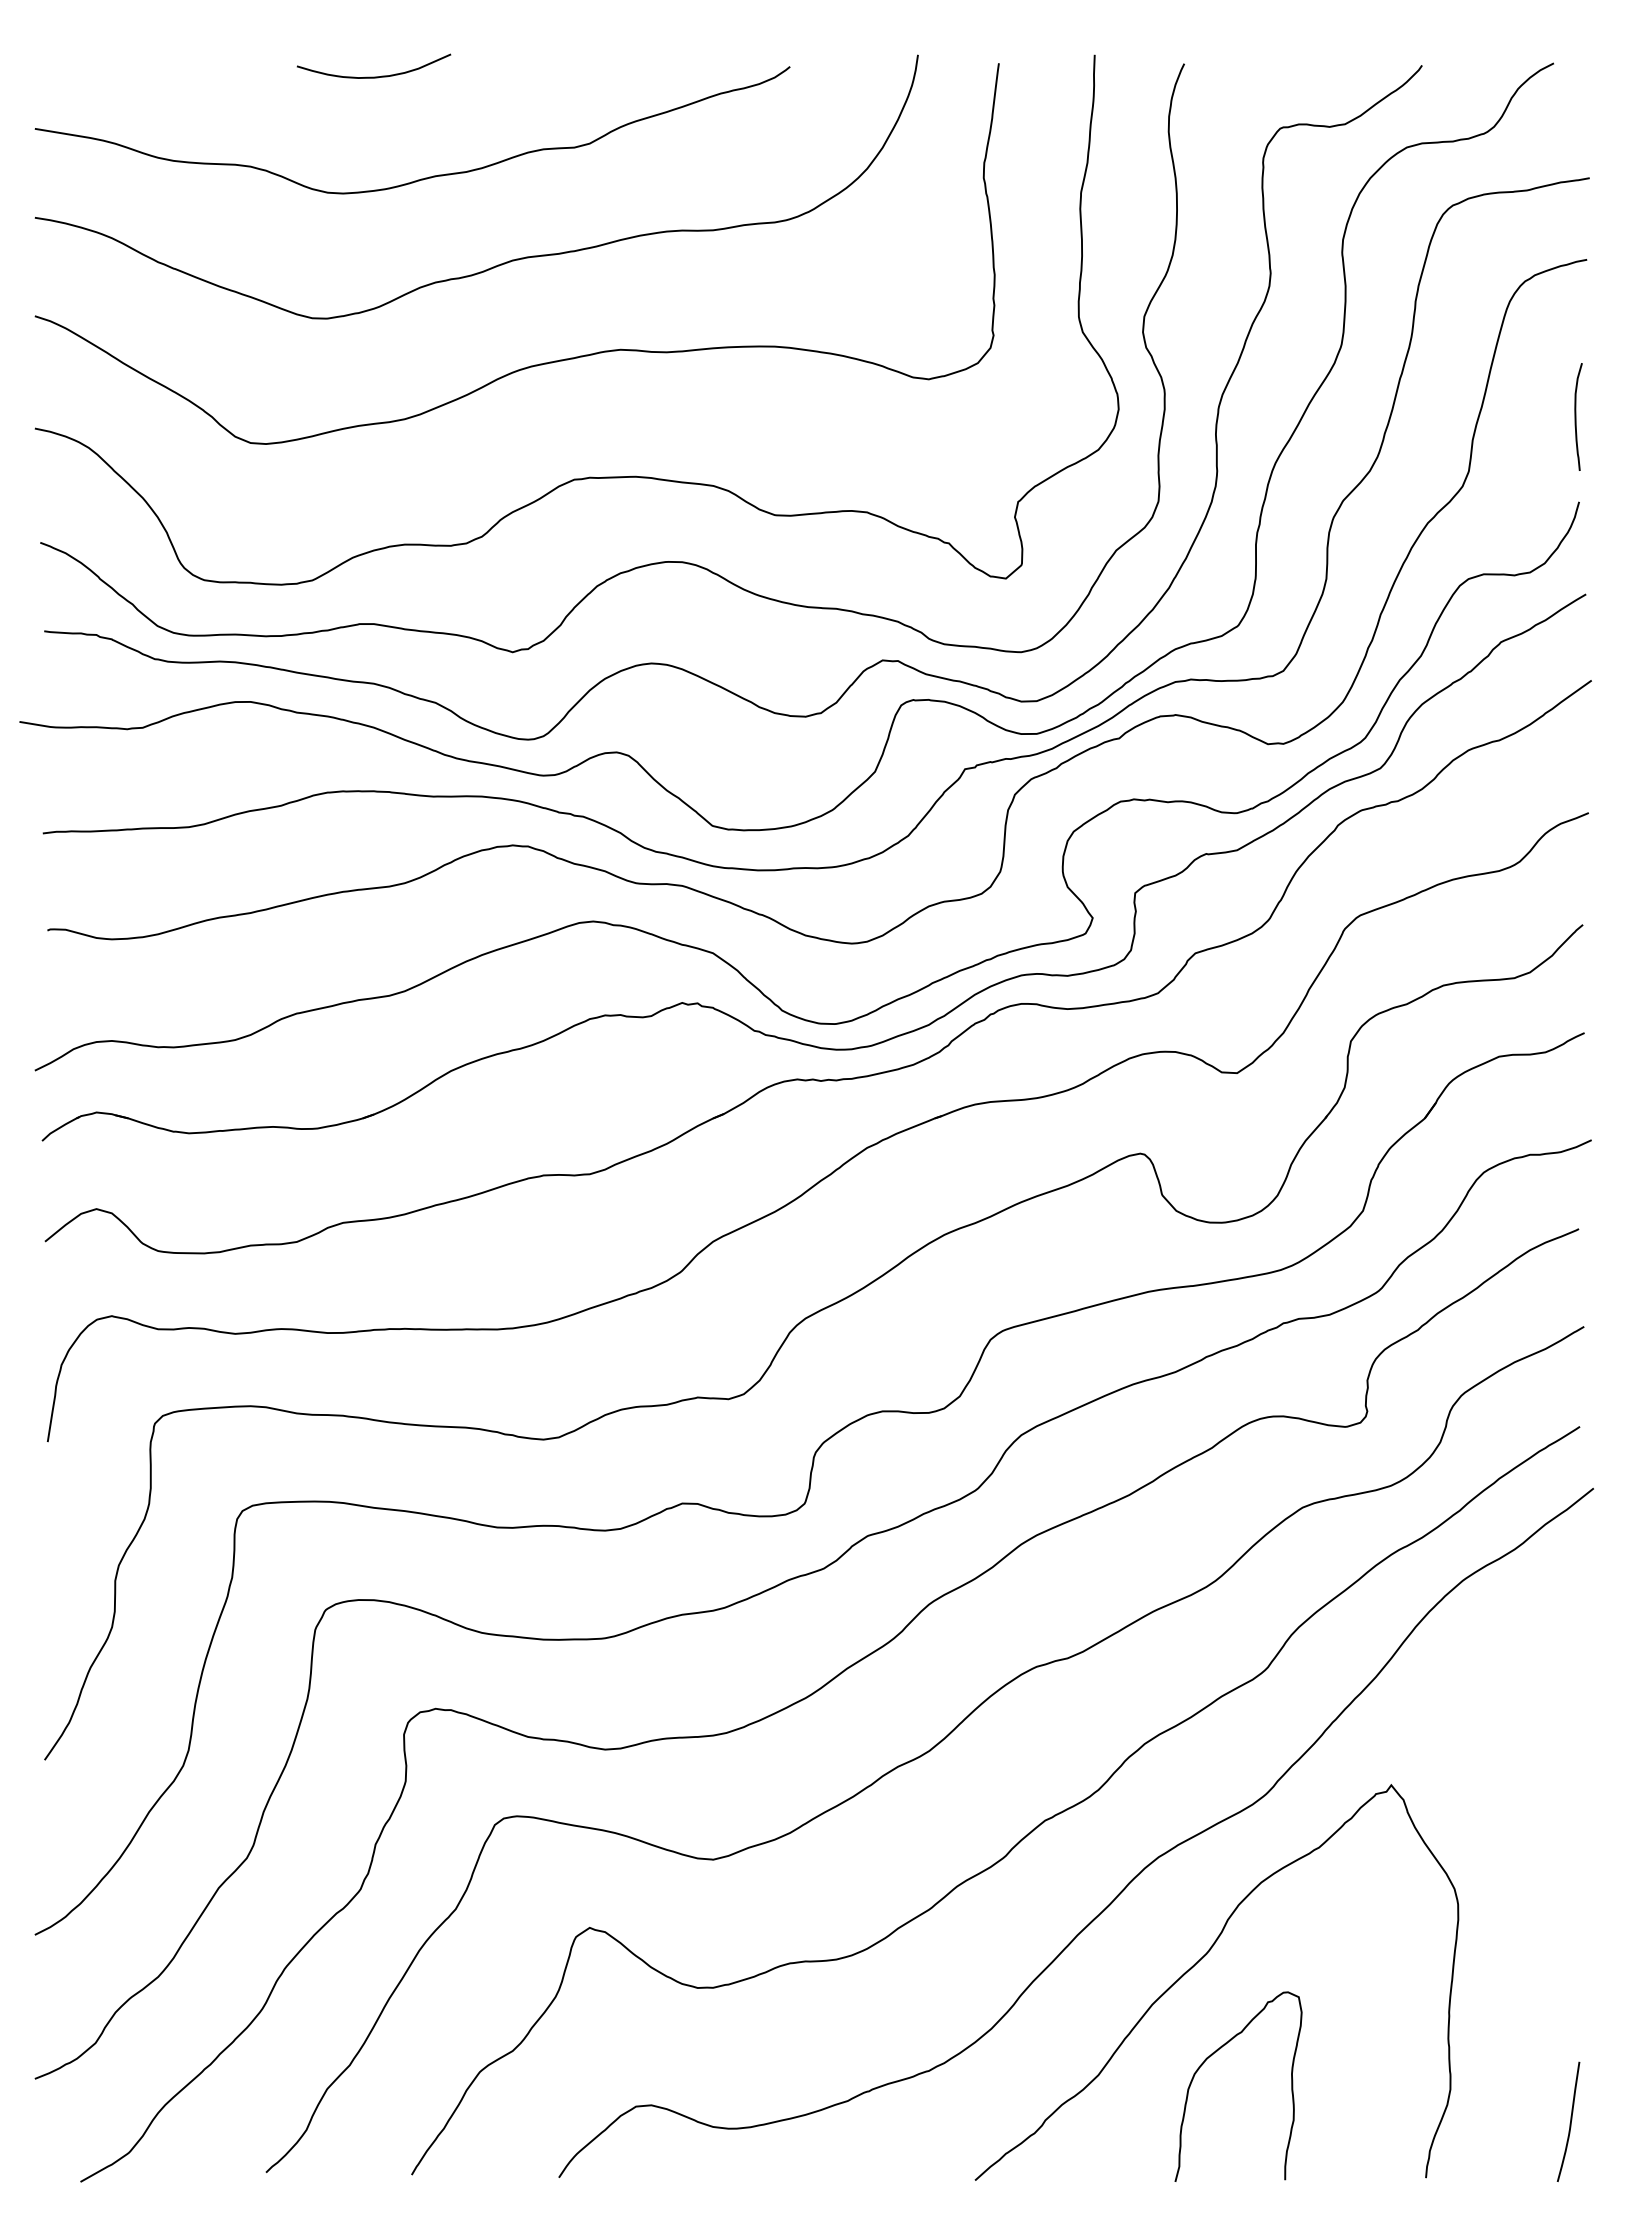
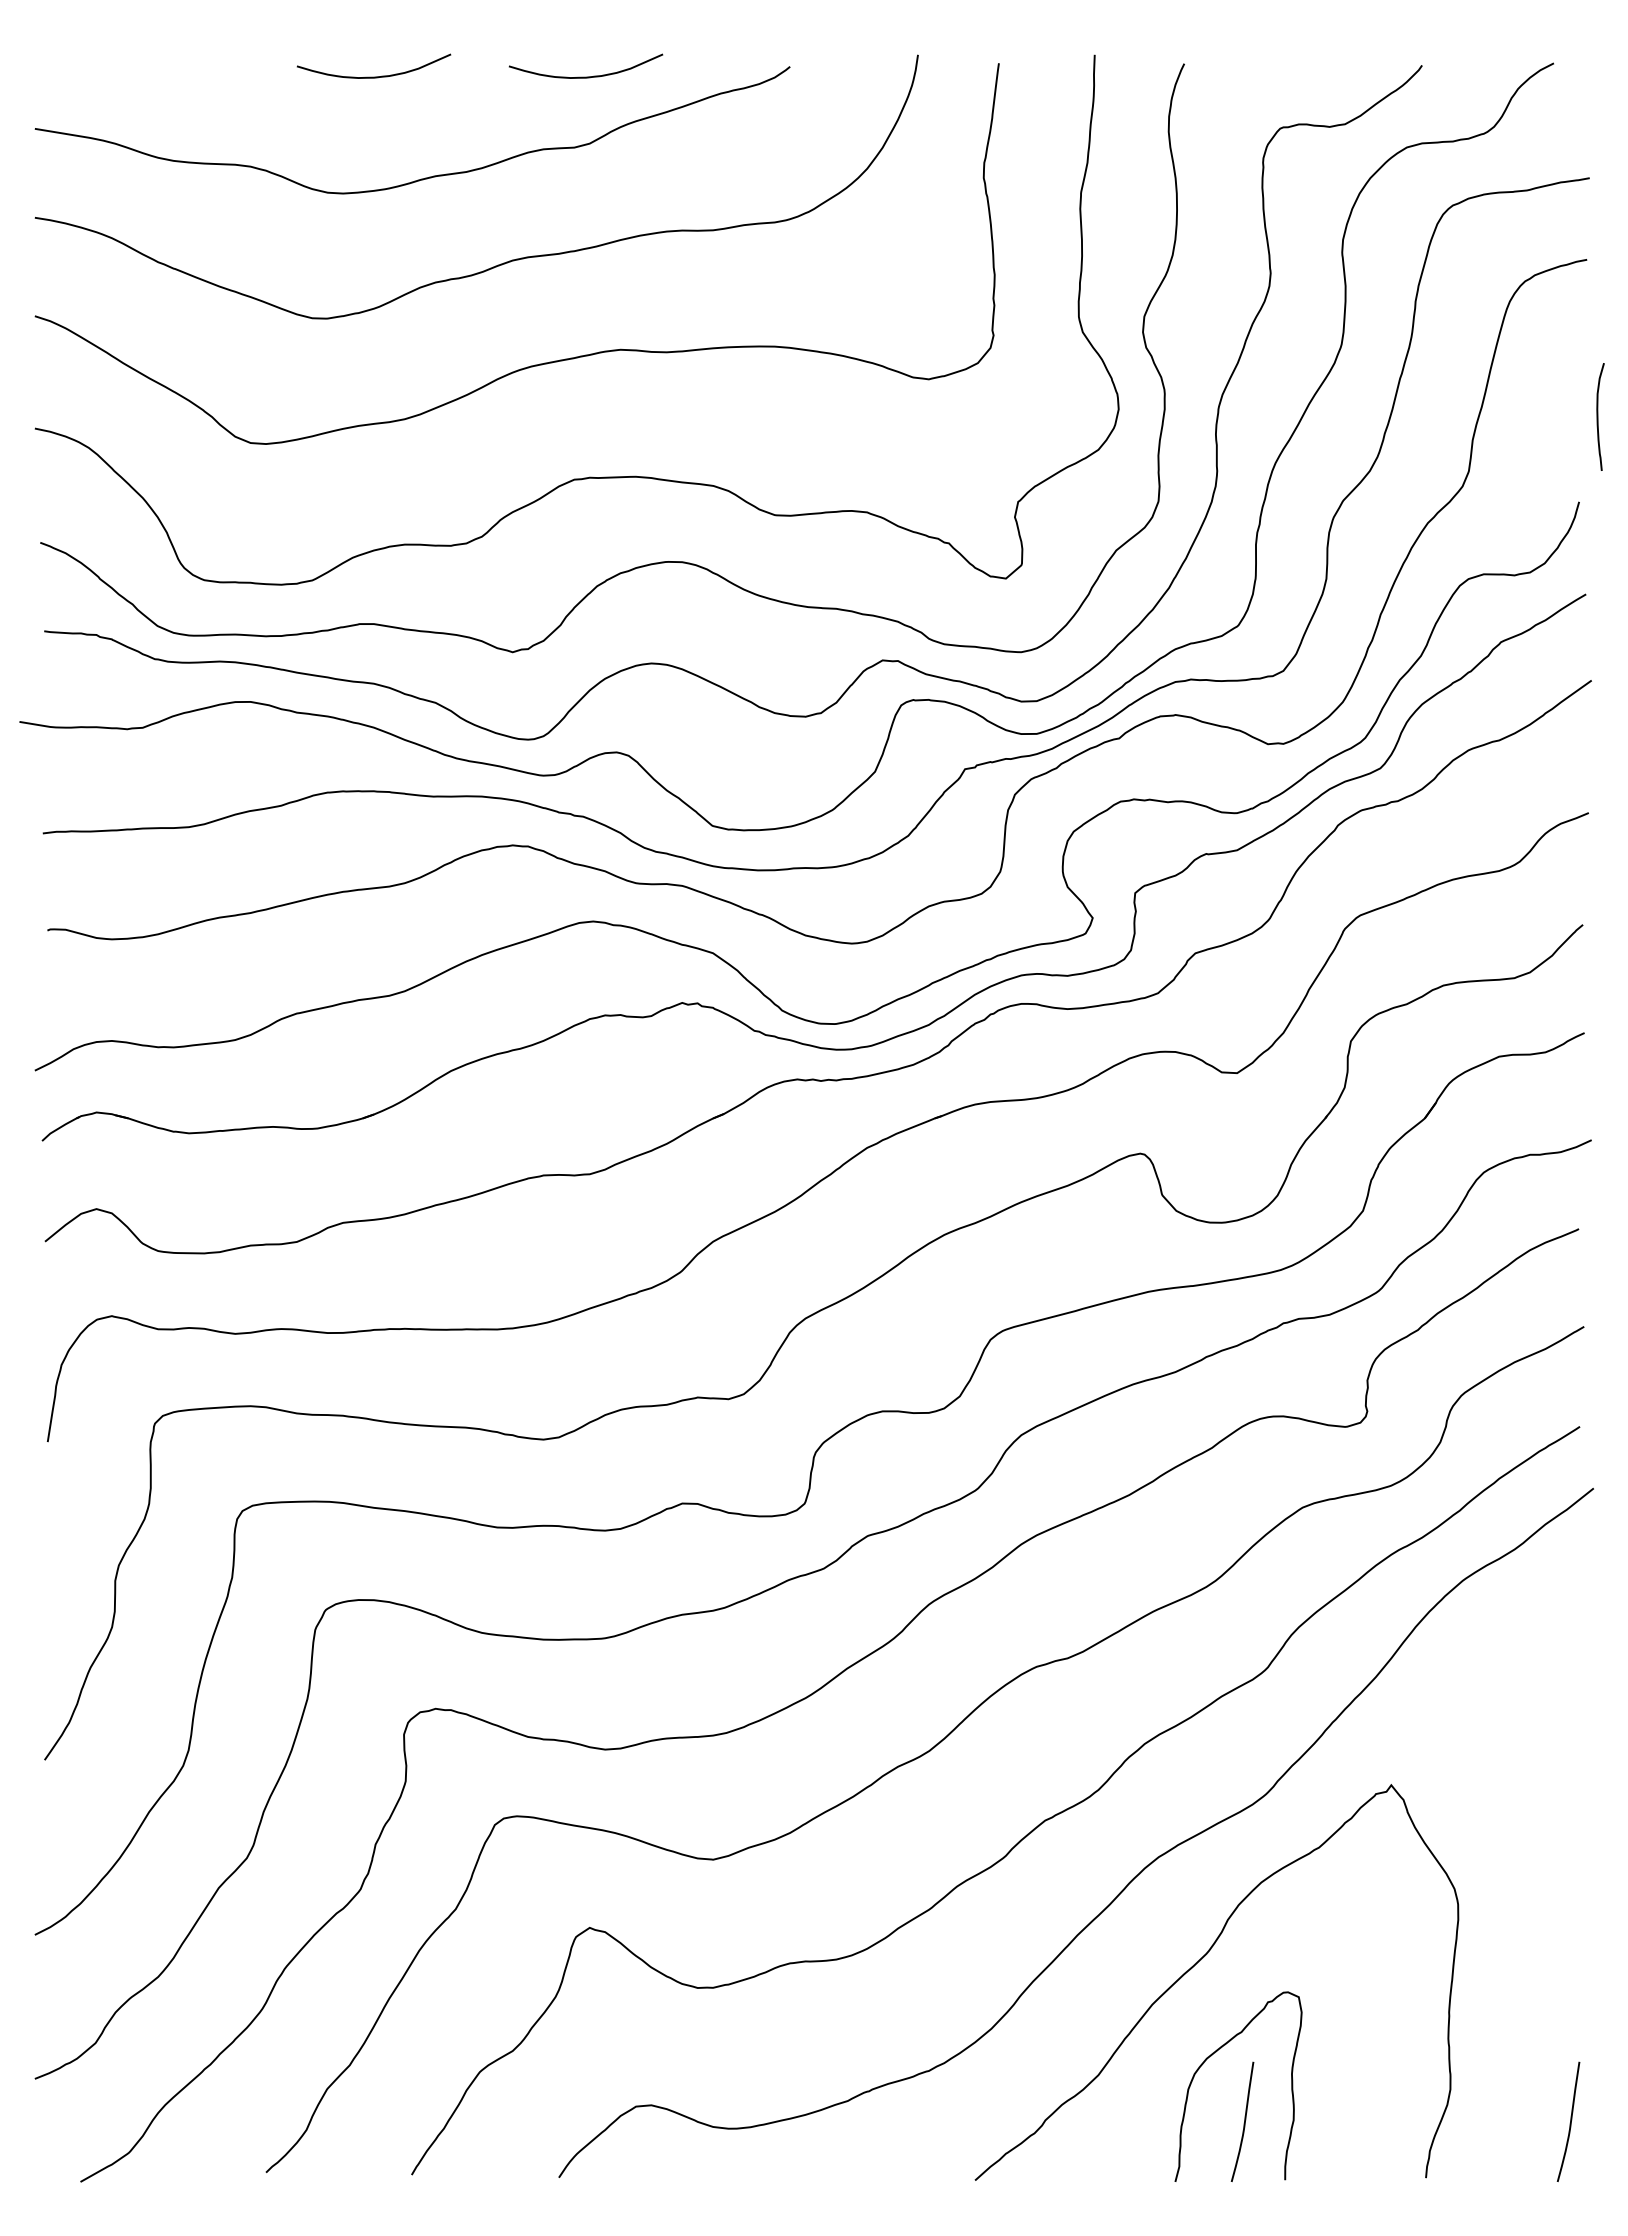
curve: none -> present (585, 76)
curve position: (1576, 416) -> (1598, 416) (1598, 416)
curve: none -> present (1244, 2121)
